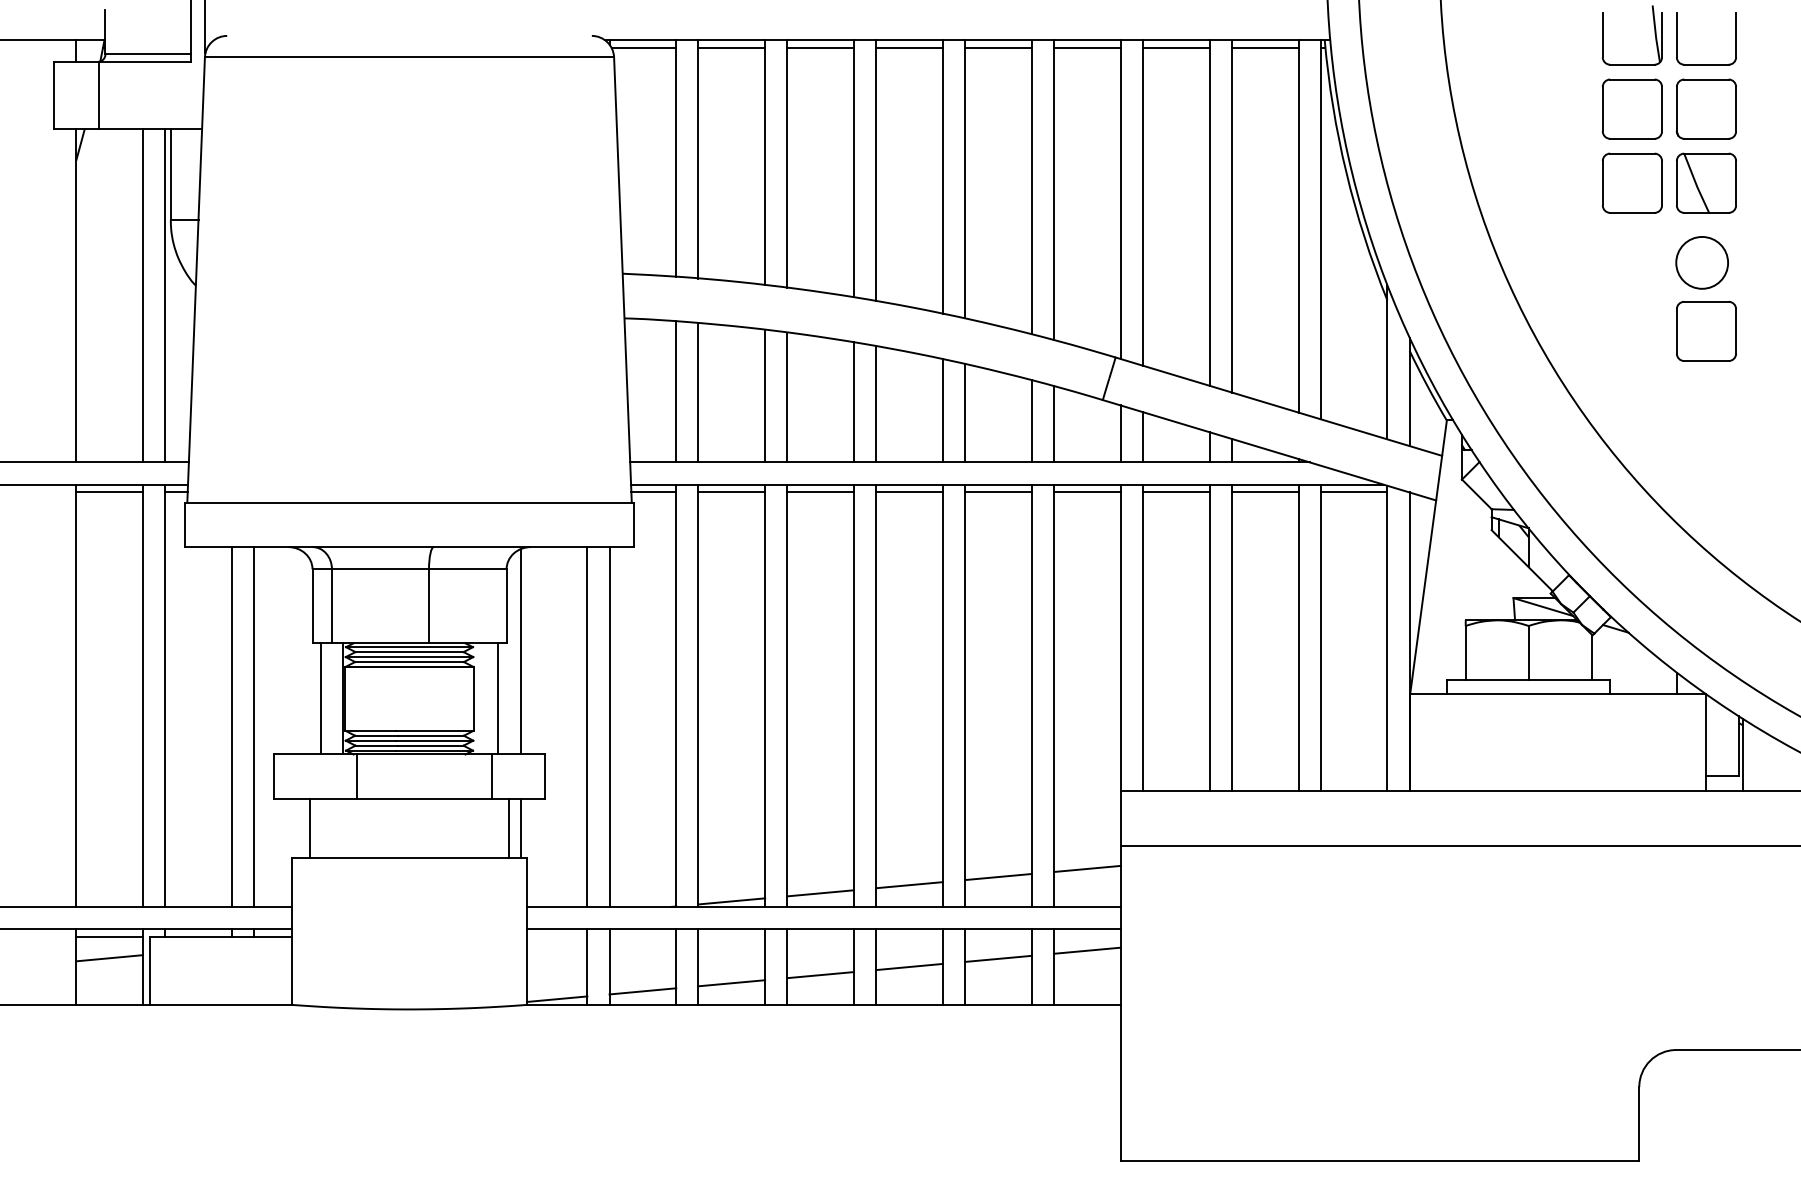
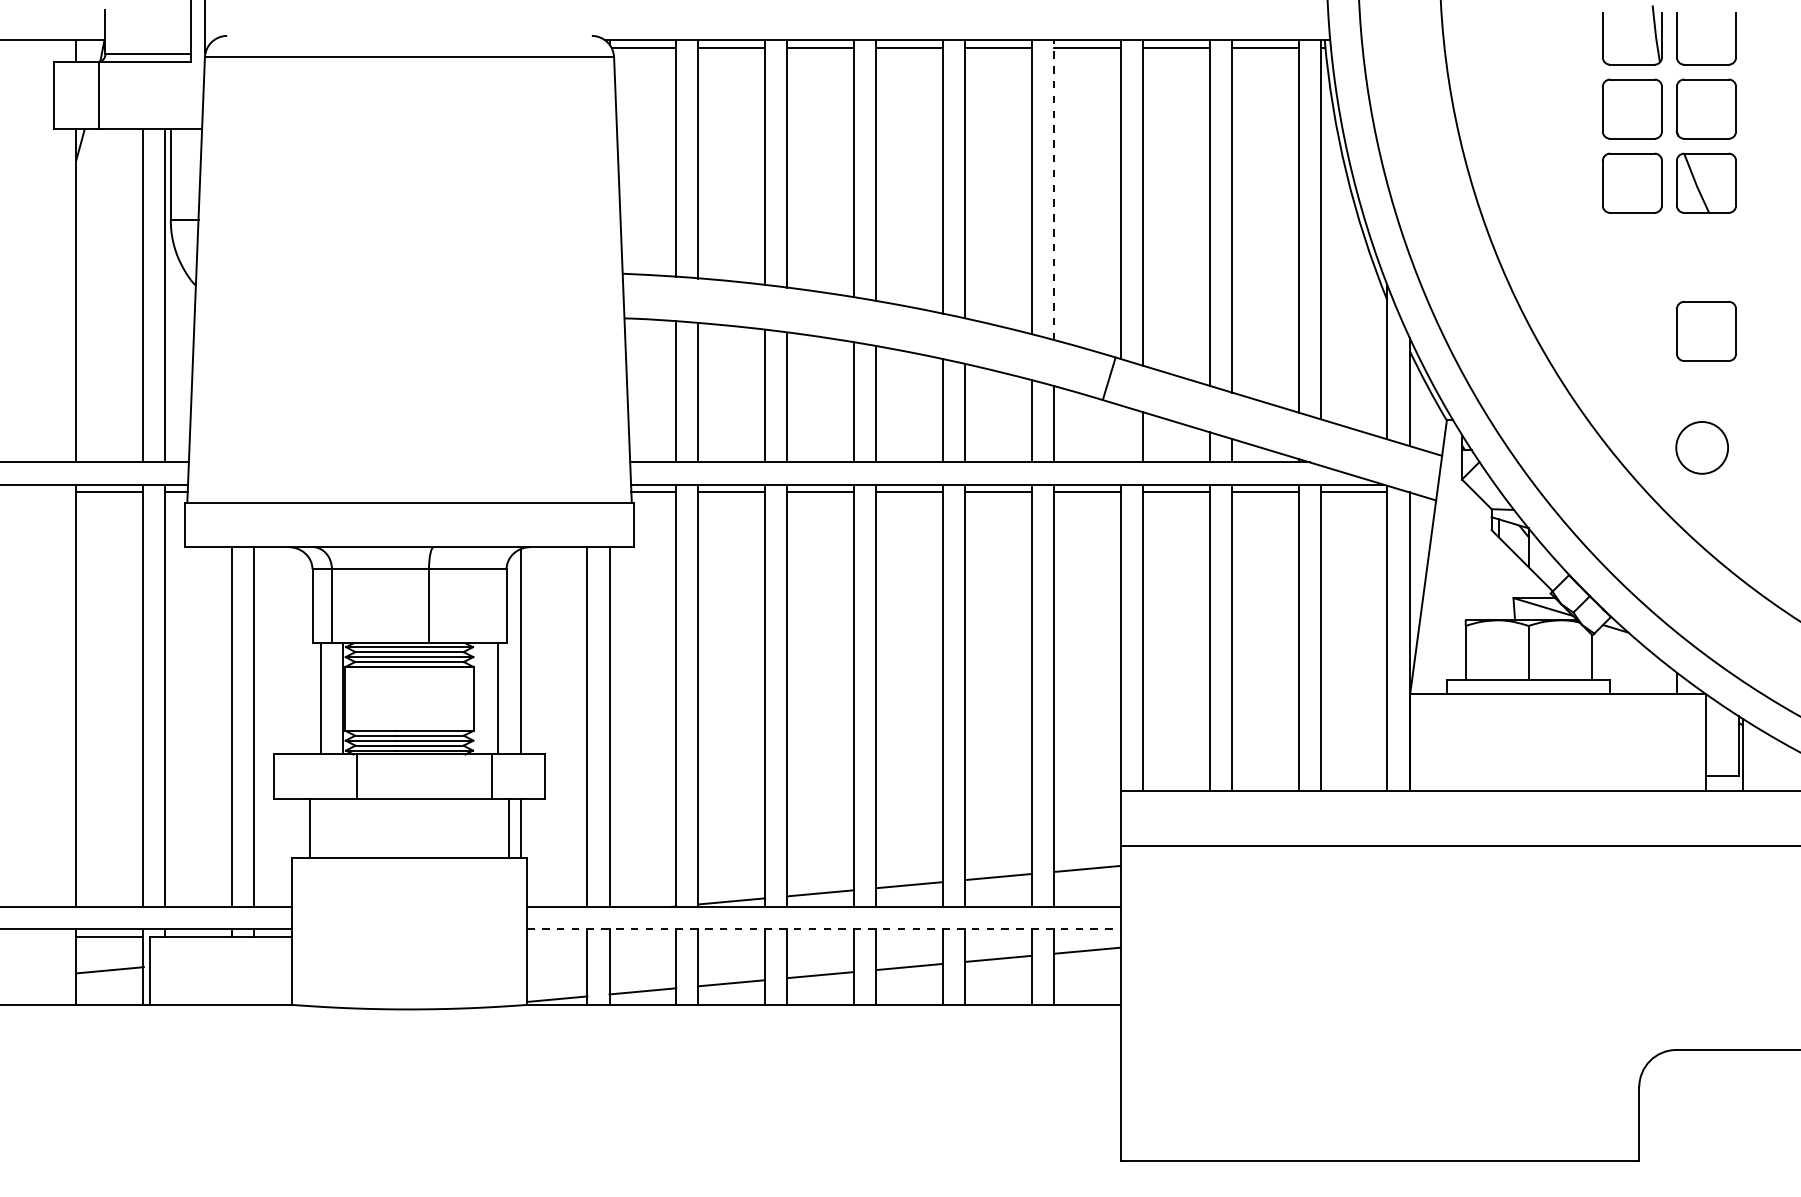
line: solid -> dashed (1054, 189)
circle position: (1701, 262) -> (1701, 447) (1701, 447)
line: present -> none (1120, 433)
line: solid -> dashed (824, 929)
line position: (109, 958) -> (110, 970) (110, 970)
